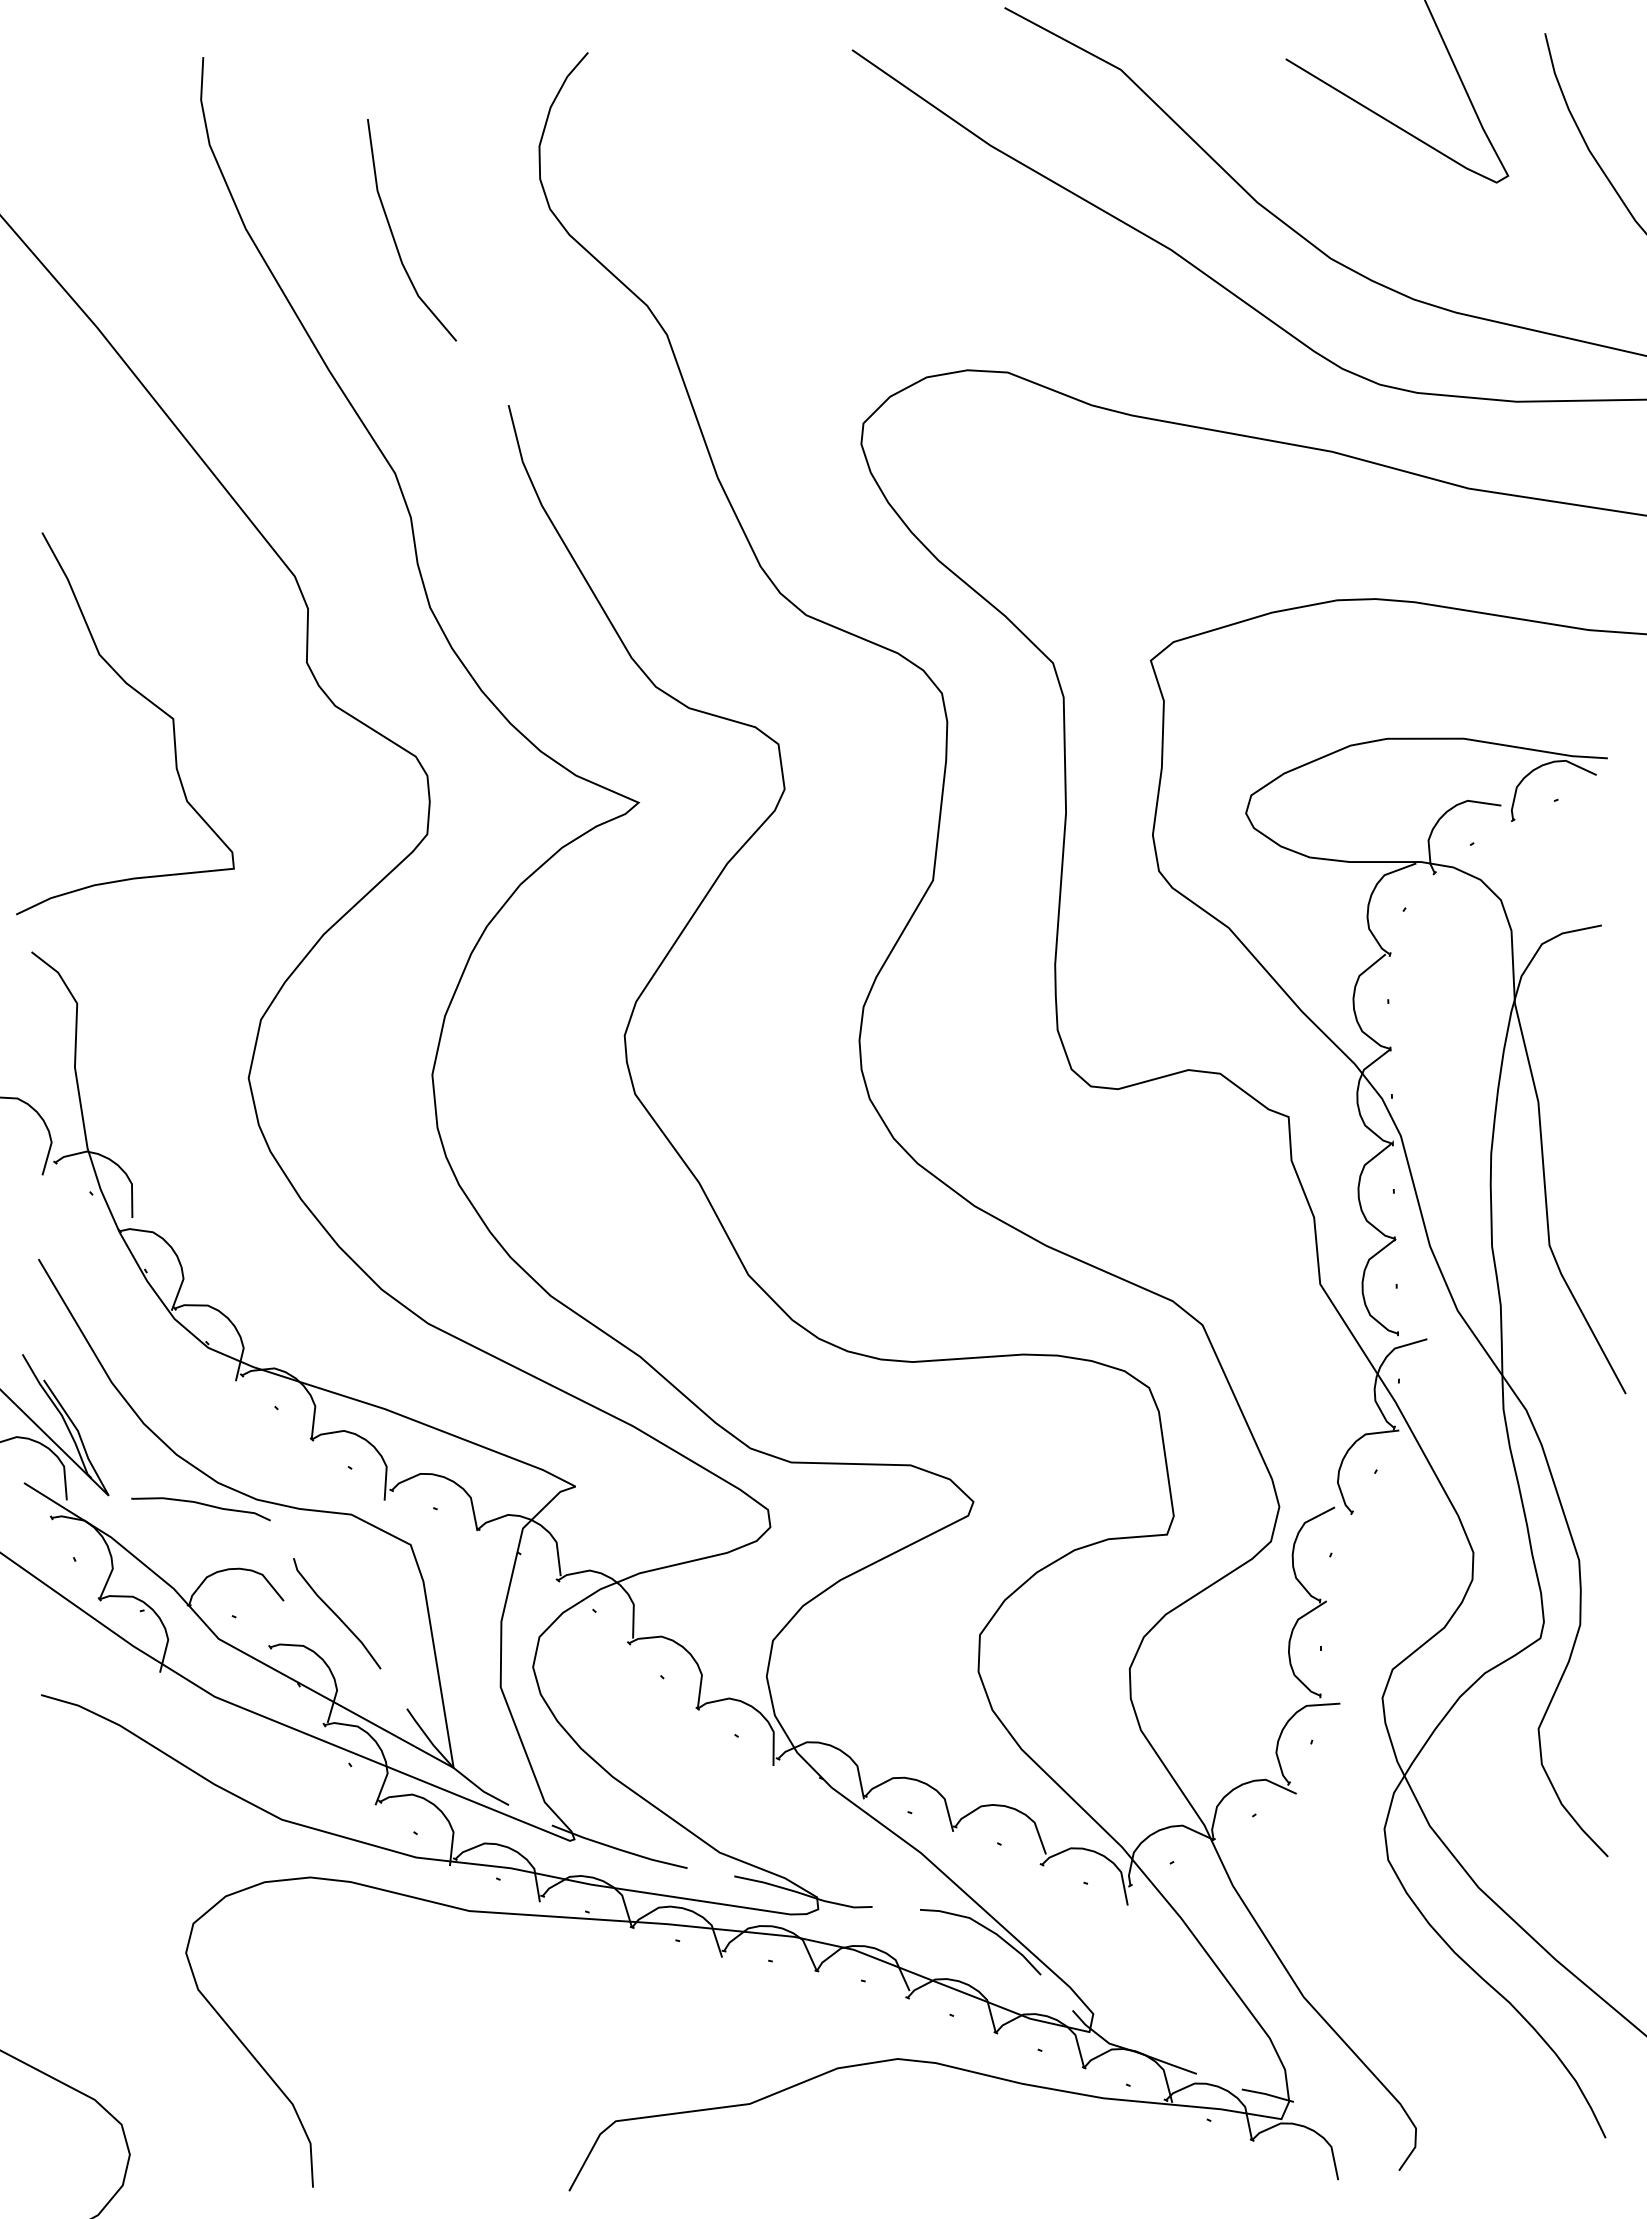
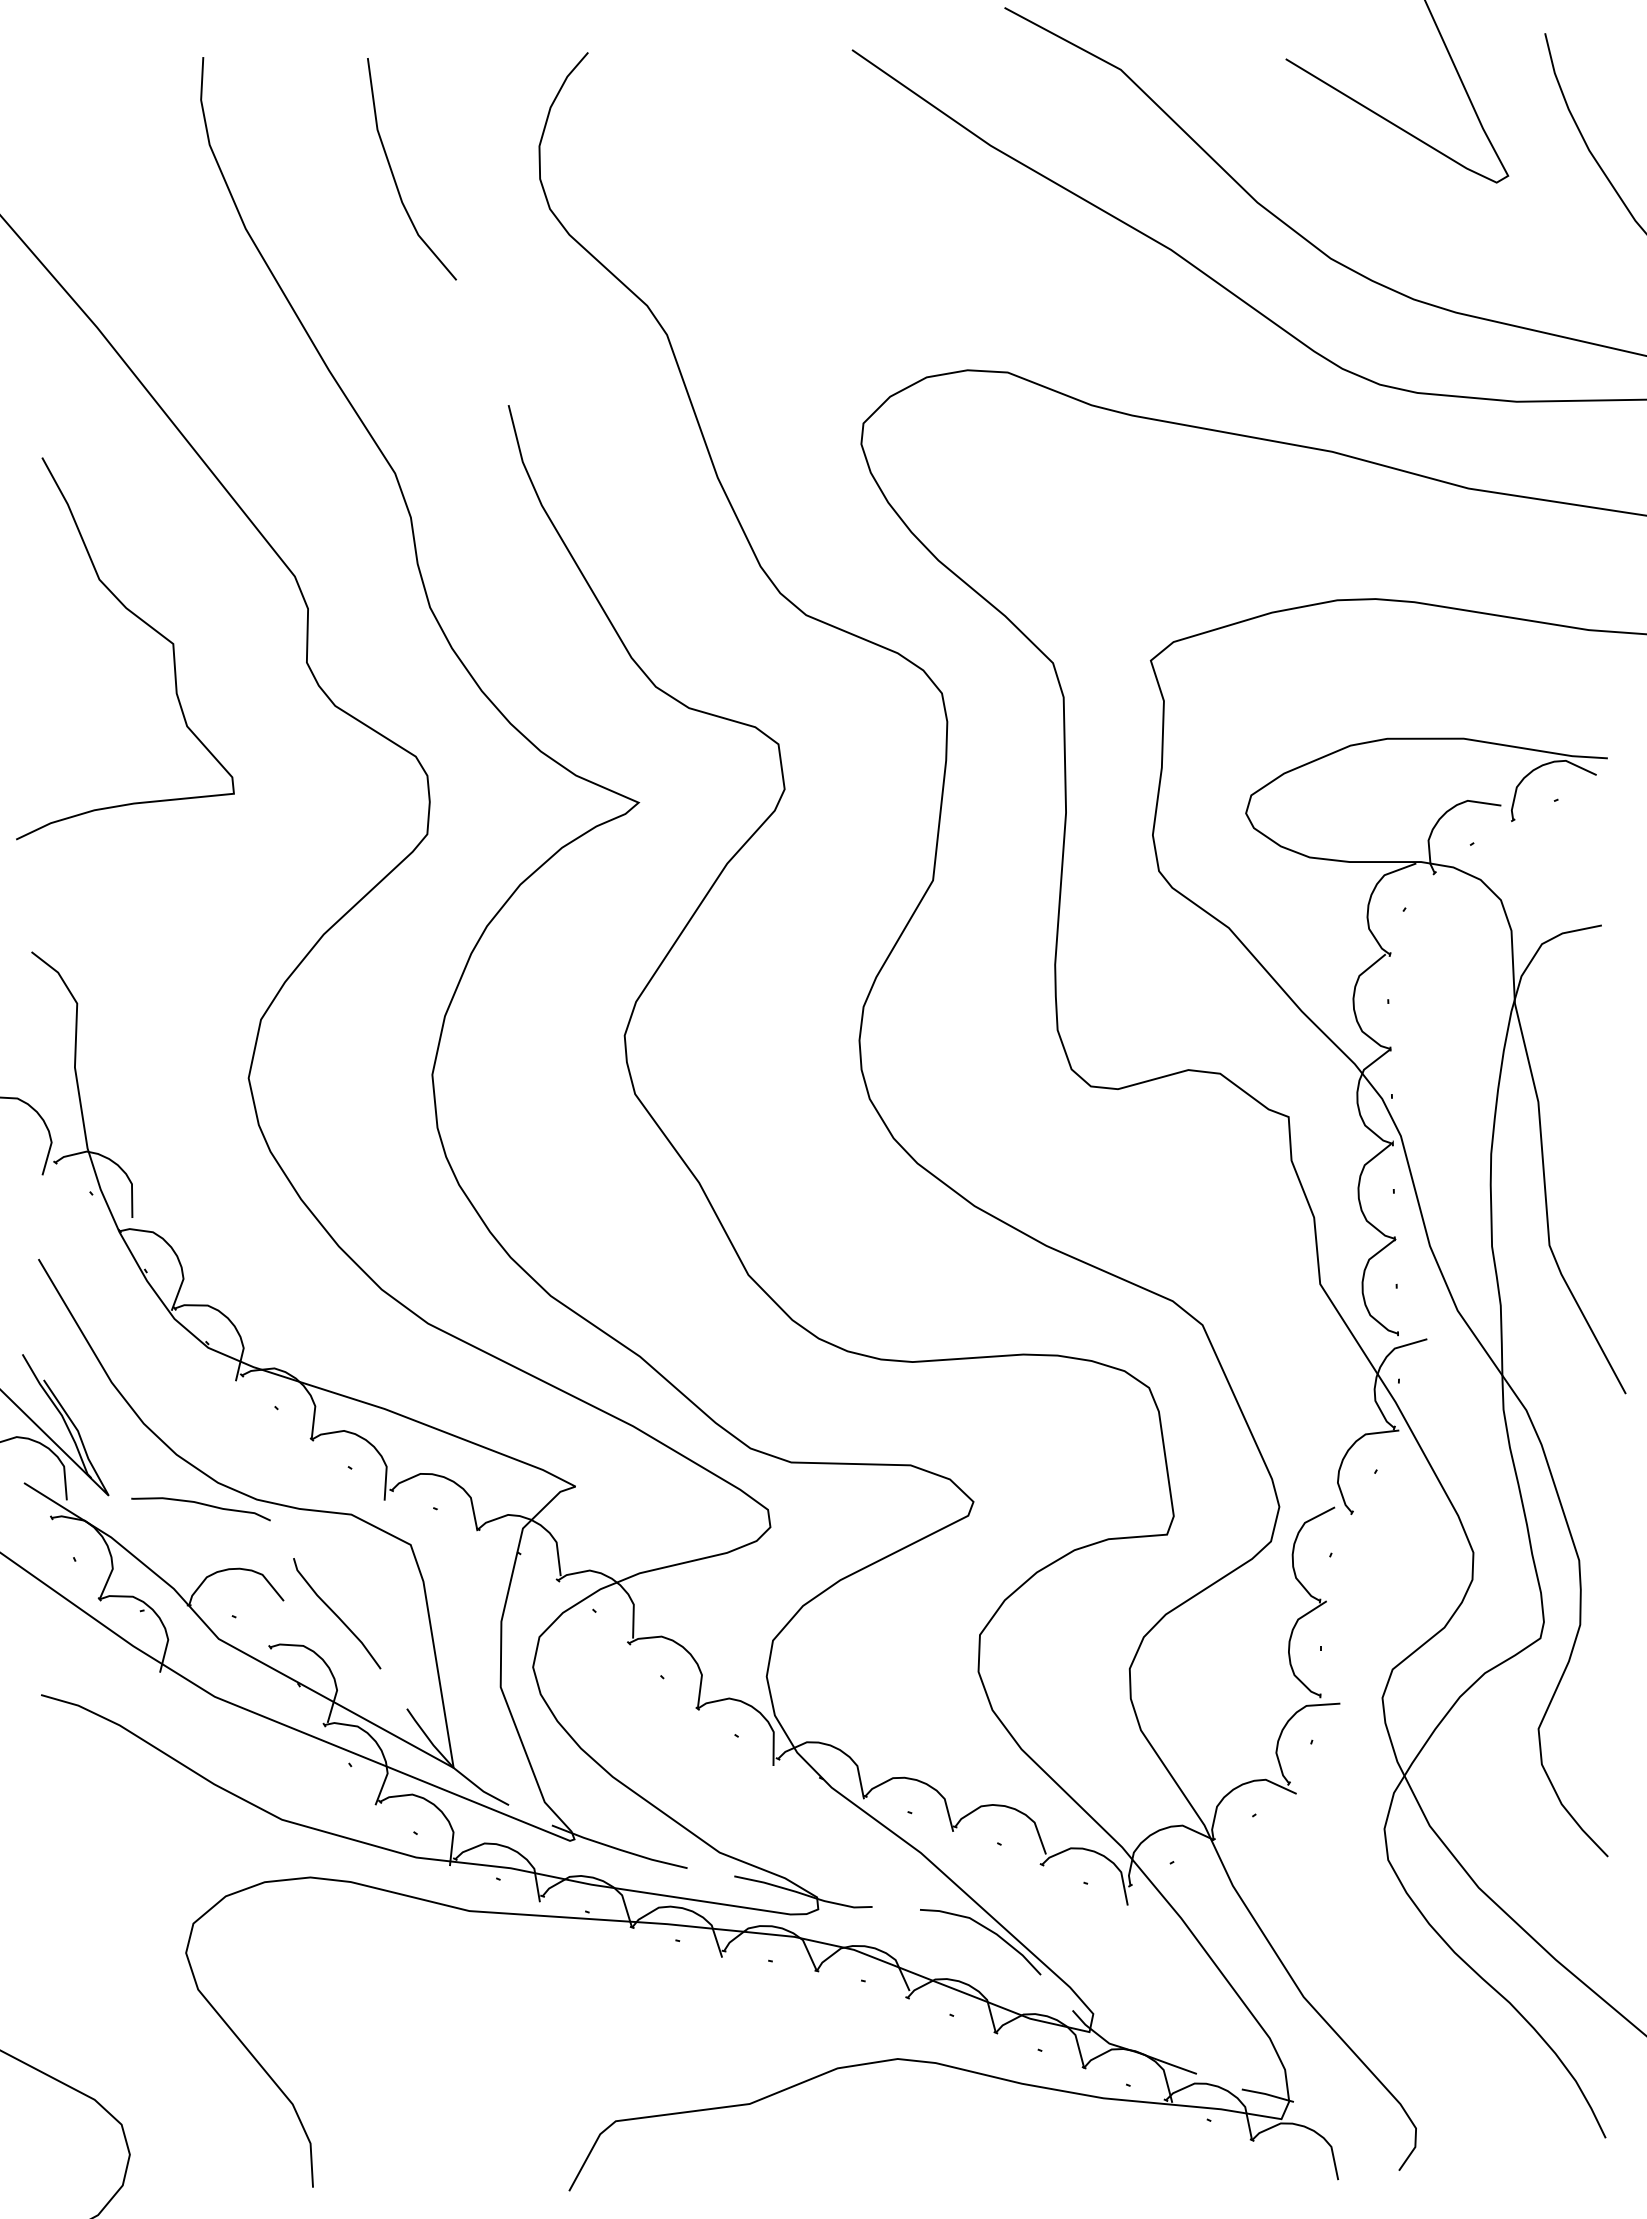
line position: (394, 237) -> (394, 176) (394, 176)
curve position: (144, 698) -> (144, 623) (144, 623)
